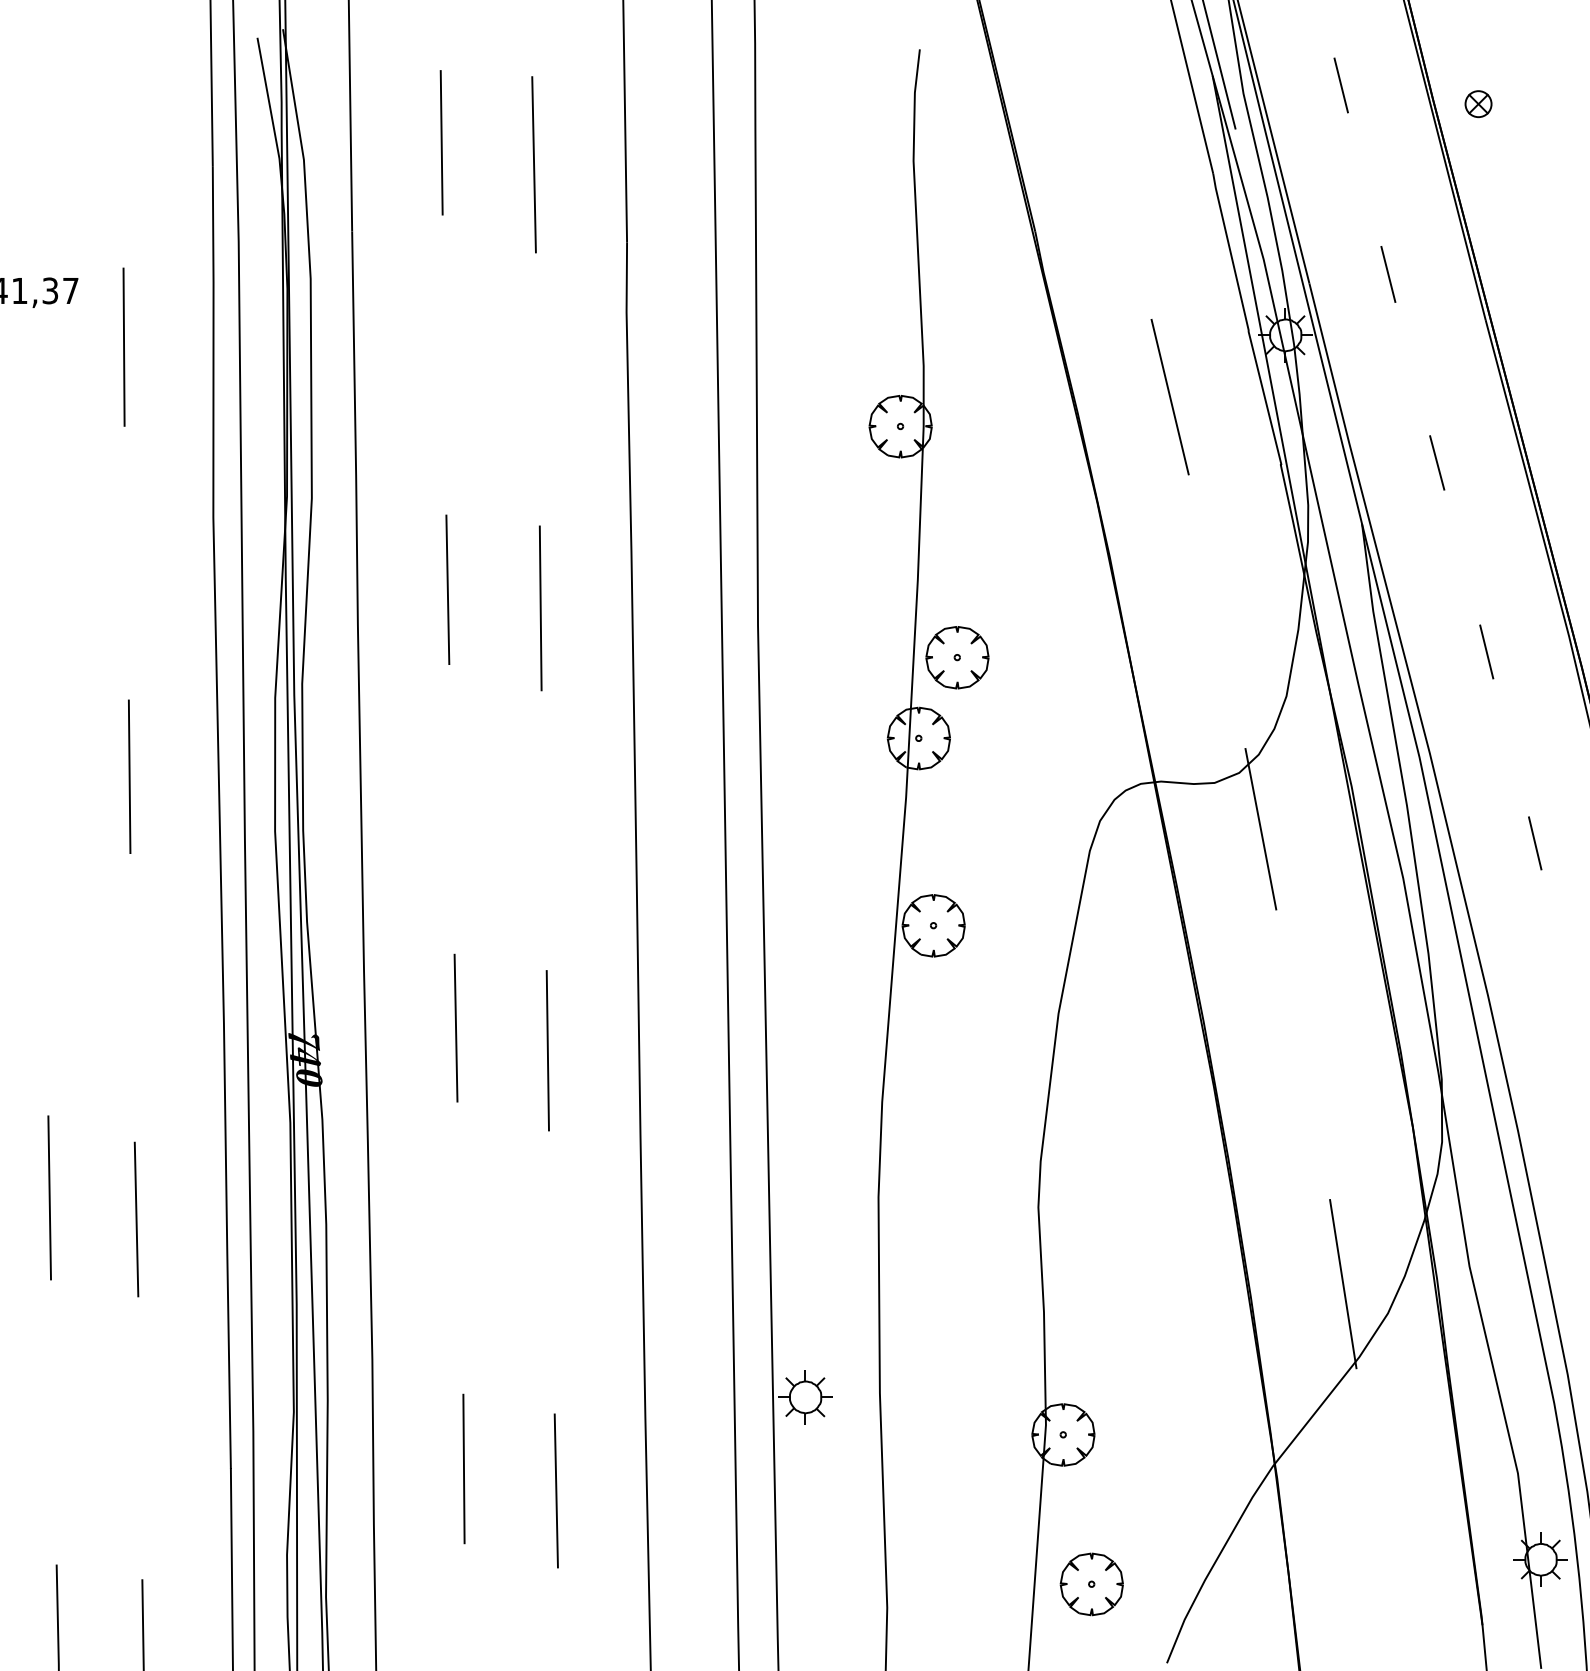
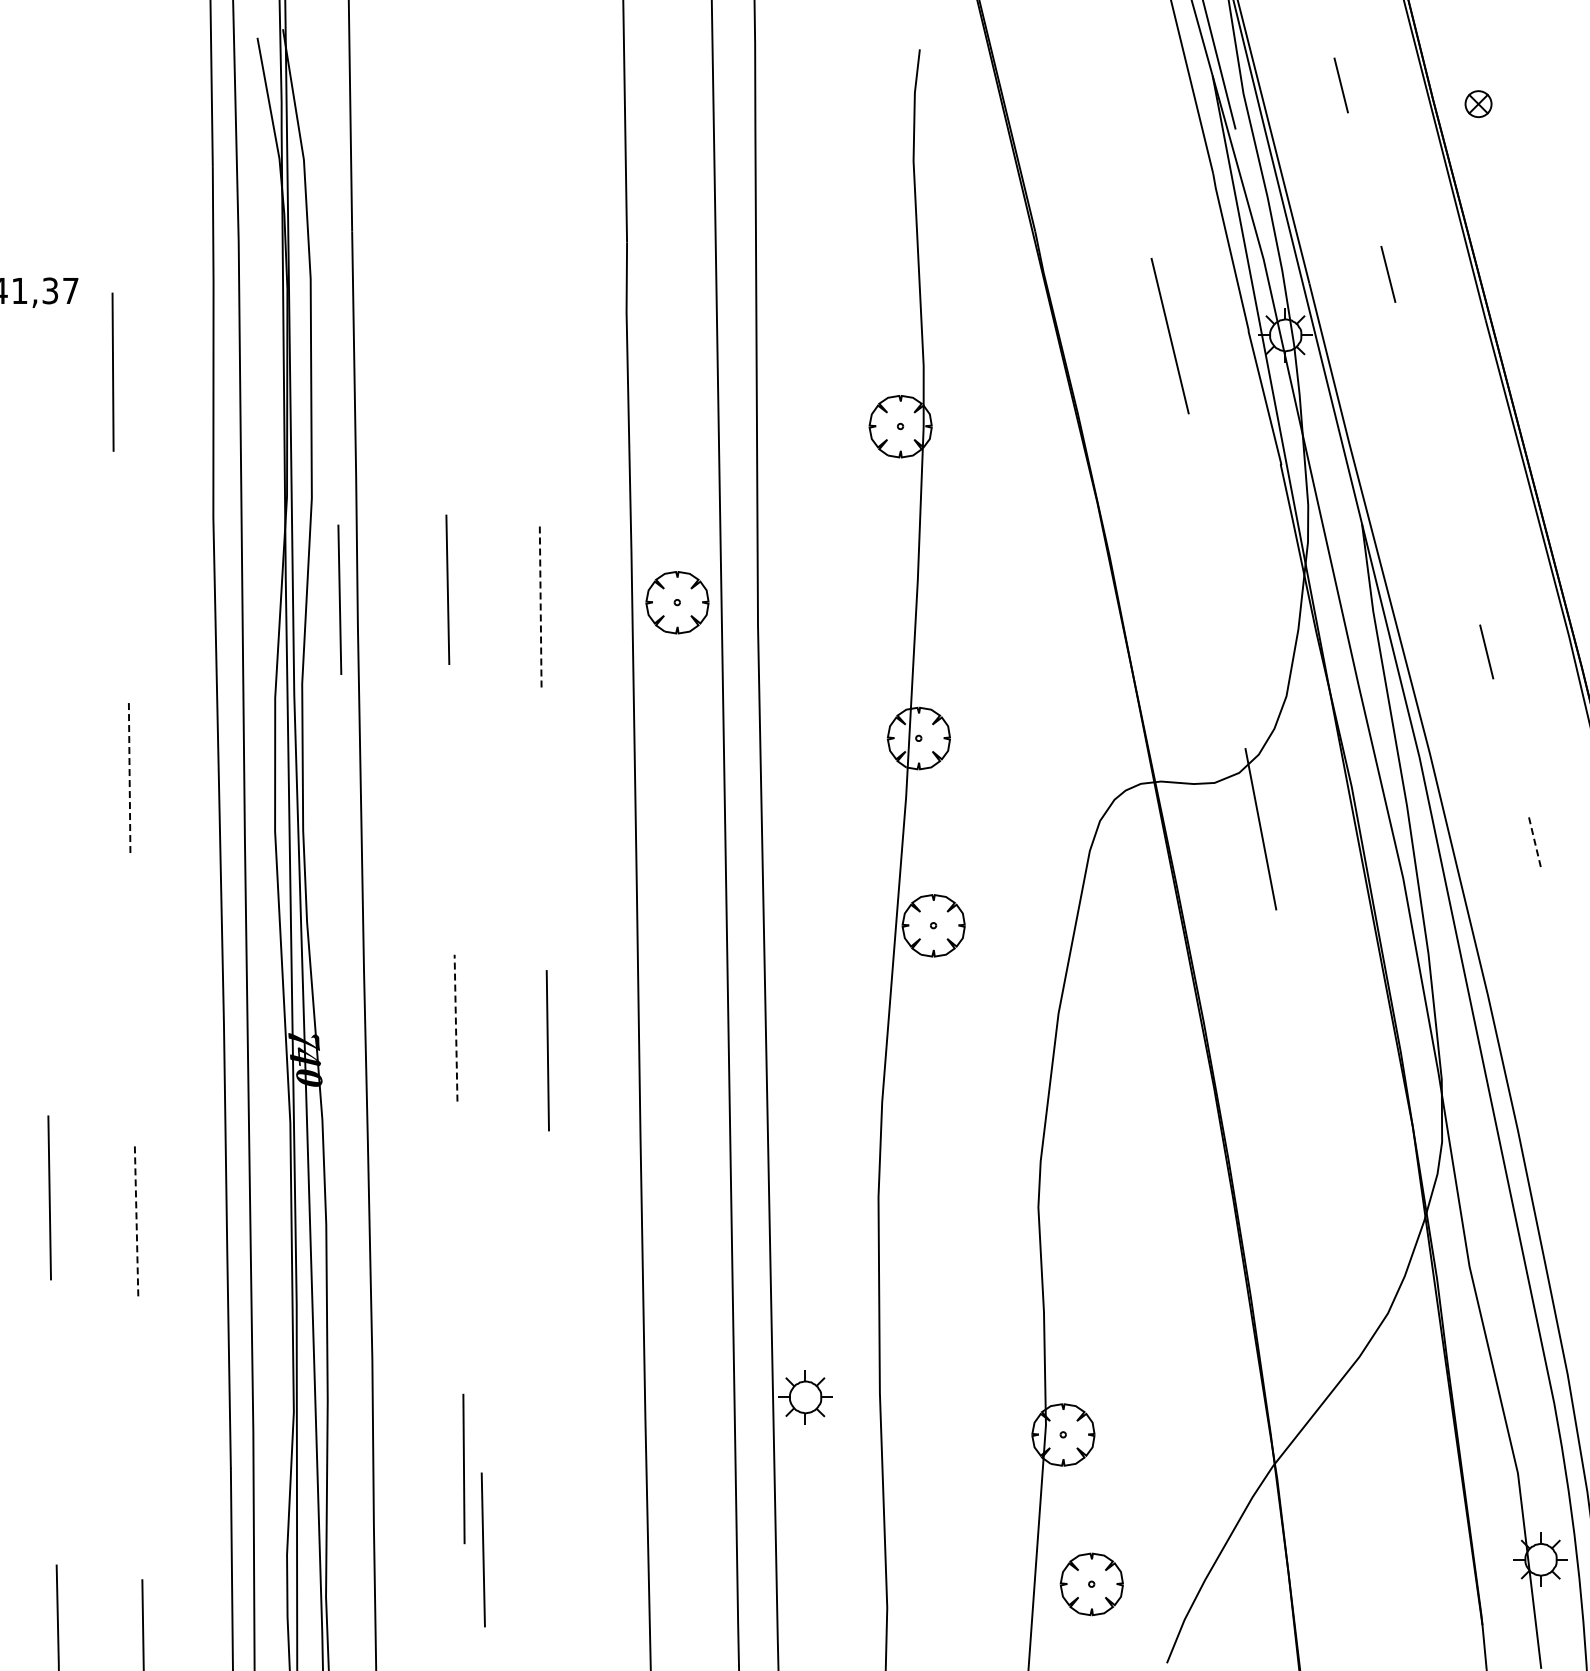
line: present -> none (441, 142)
line: present -> none (533, 164)
line position: (123, 346) -> (112, 371) (112, 371)
line position: (1169, 397) -> (1169, 336) (1169, 336)
line: present -> none (1437, 462)
line: none -> present (339, 599)
line: solid -> dashed (540, 608)
part position: (957, 657) -> (677, 602) (677, 602)
line: solid -> dashed (129, 776)
line: solid -> dashed (1535, 843)
line: solid -> dashed (456, 1027)
line: solid -> dashed (136, 1219)
line: present -> none (1343, 1284)
line position: (555, 1490) -> (482, 1549) (482, 1549)
